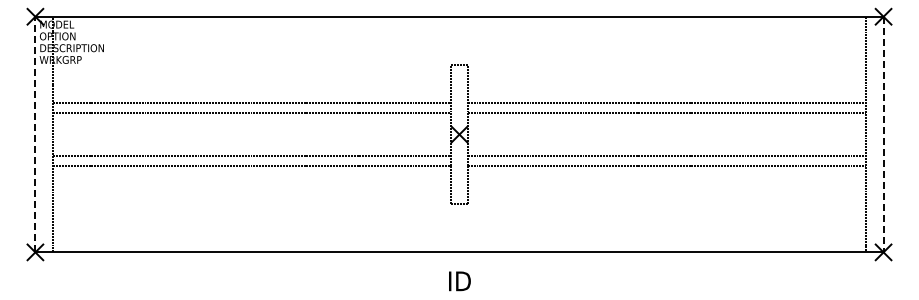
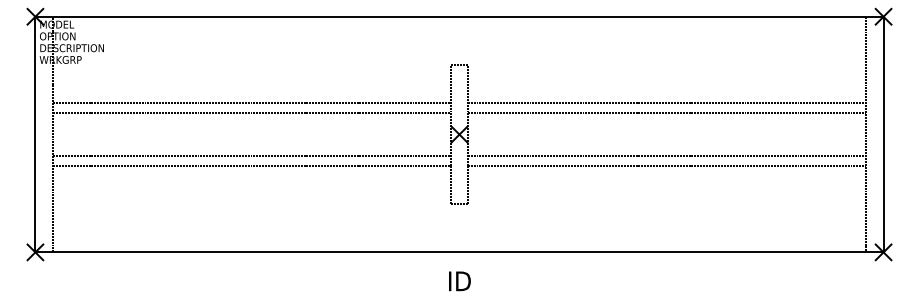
line: dashed -> solid (35, 134)
line: dashed -> solid (883, 134)
